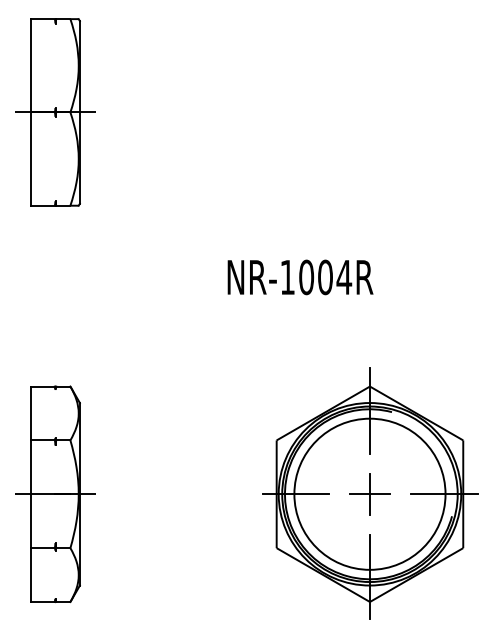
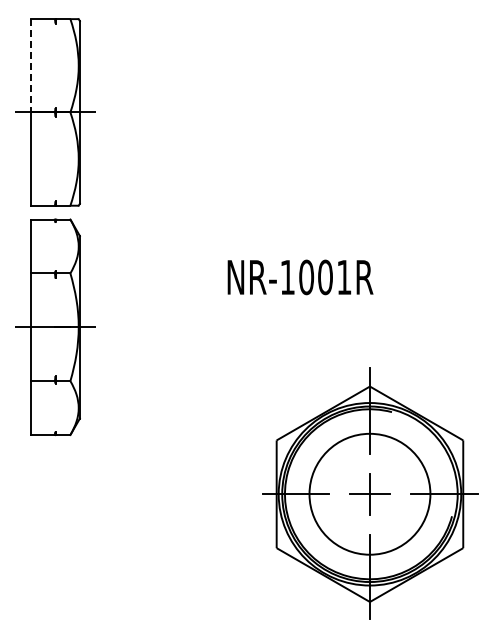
line: solid -> dashed (31, 65)
text: NR-1004R -> NR-1001R (344, 277)
circle diameter: 151 px -> 121 px (369, 493)
part position: (55, 494) -> (55, 327) (55, 327)
